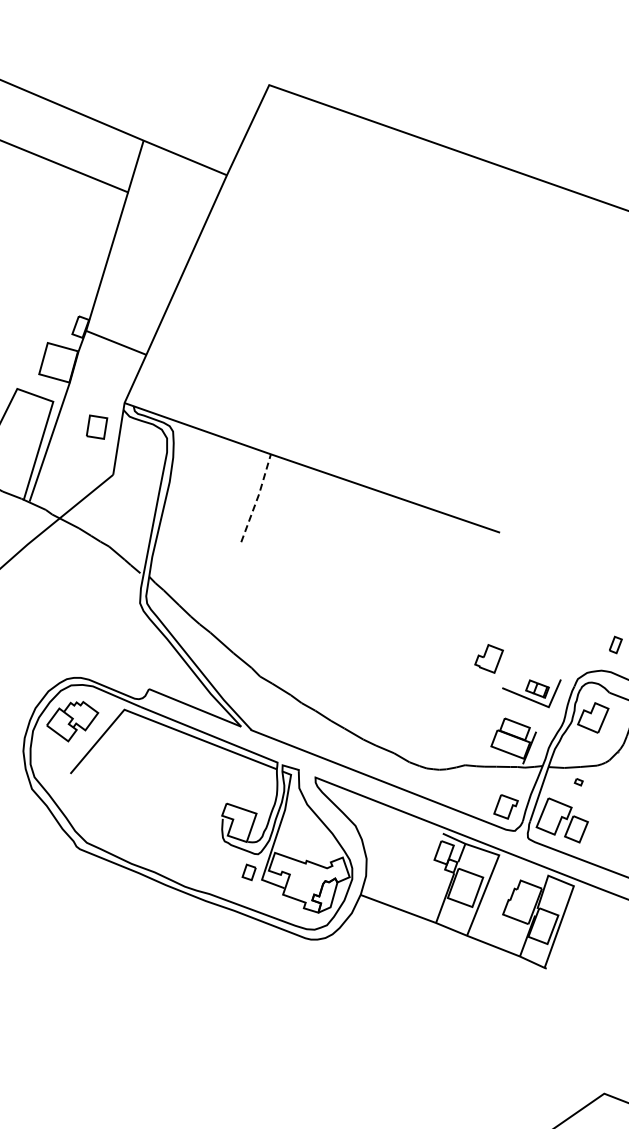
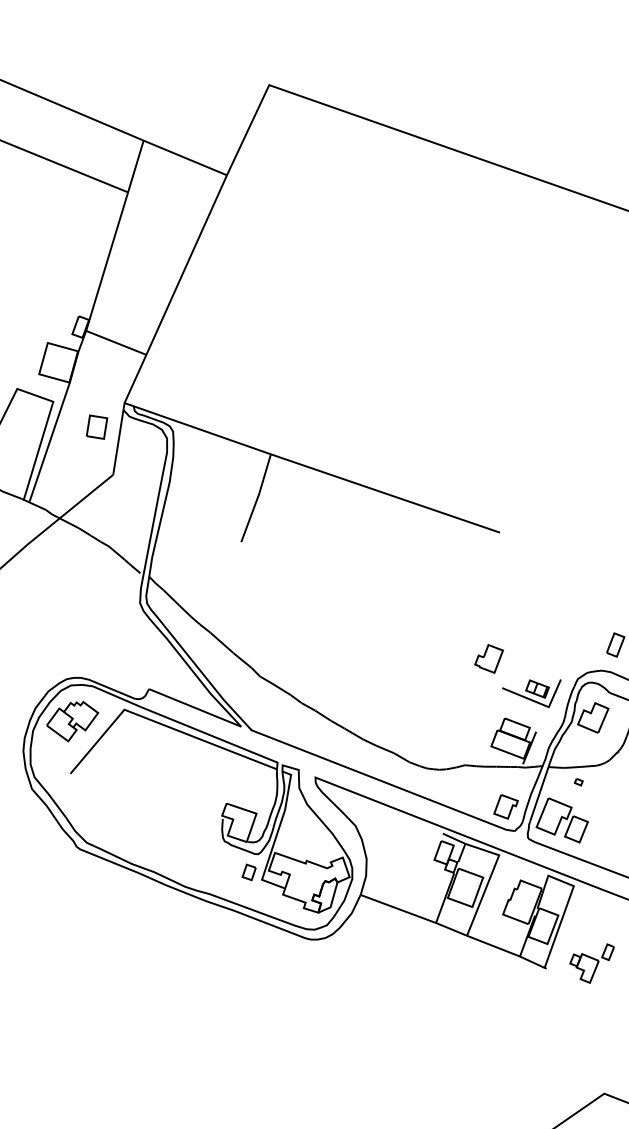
line: dashed -> solid (257, 497)
part size: 14x20 px -> 20x26 px (615, 644)
part: none -> present (591, 963)
